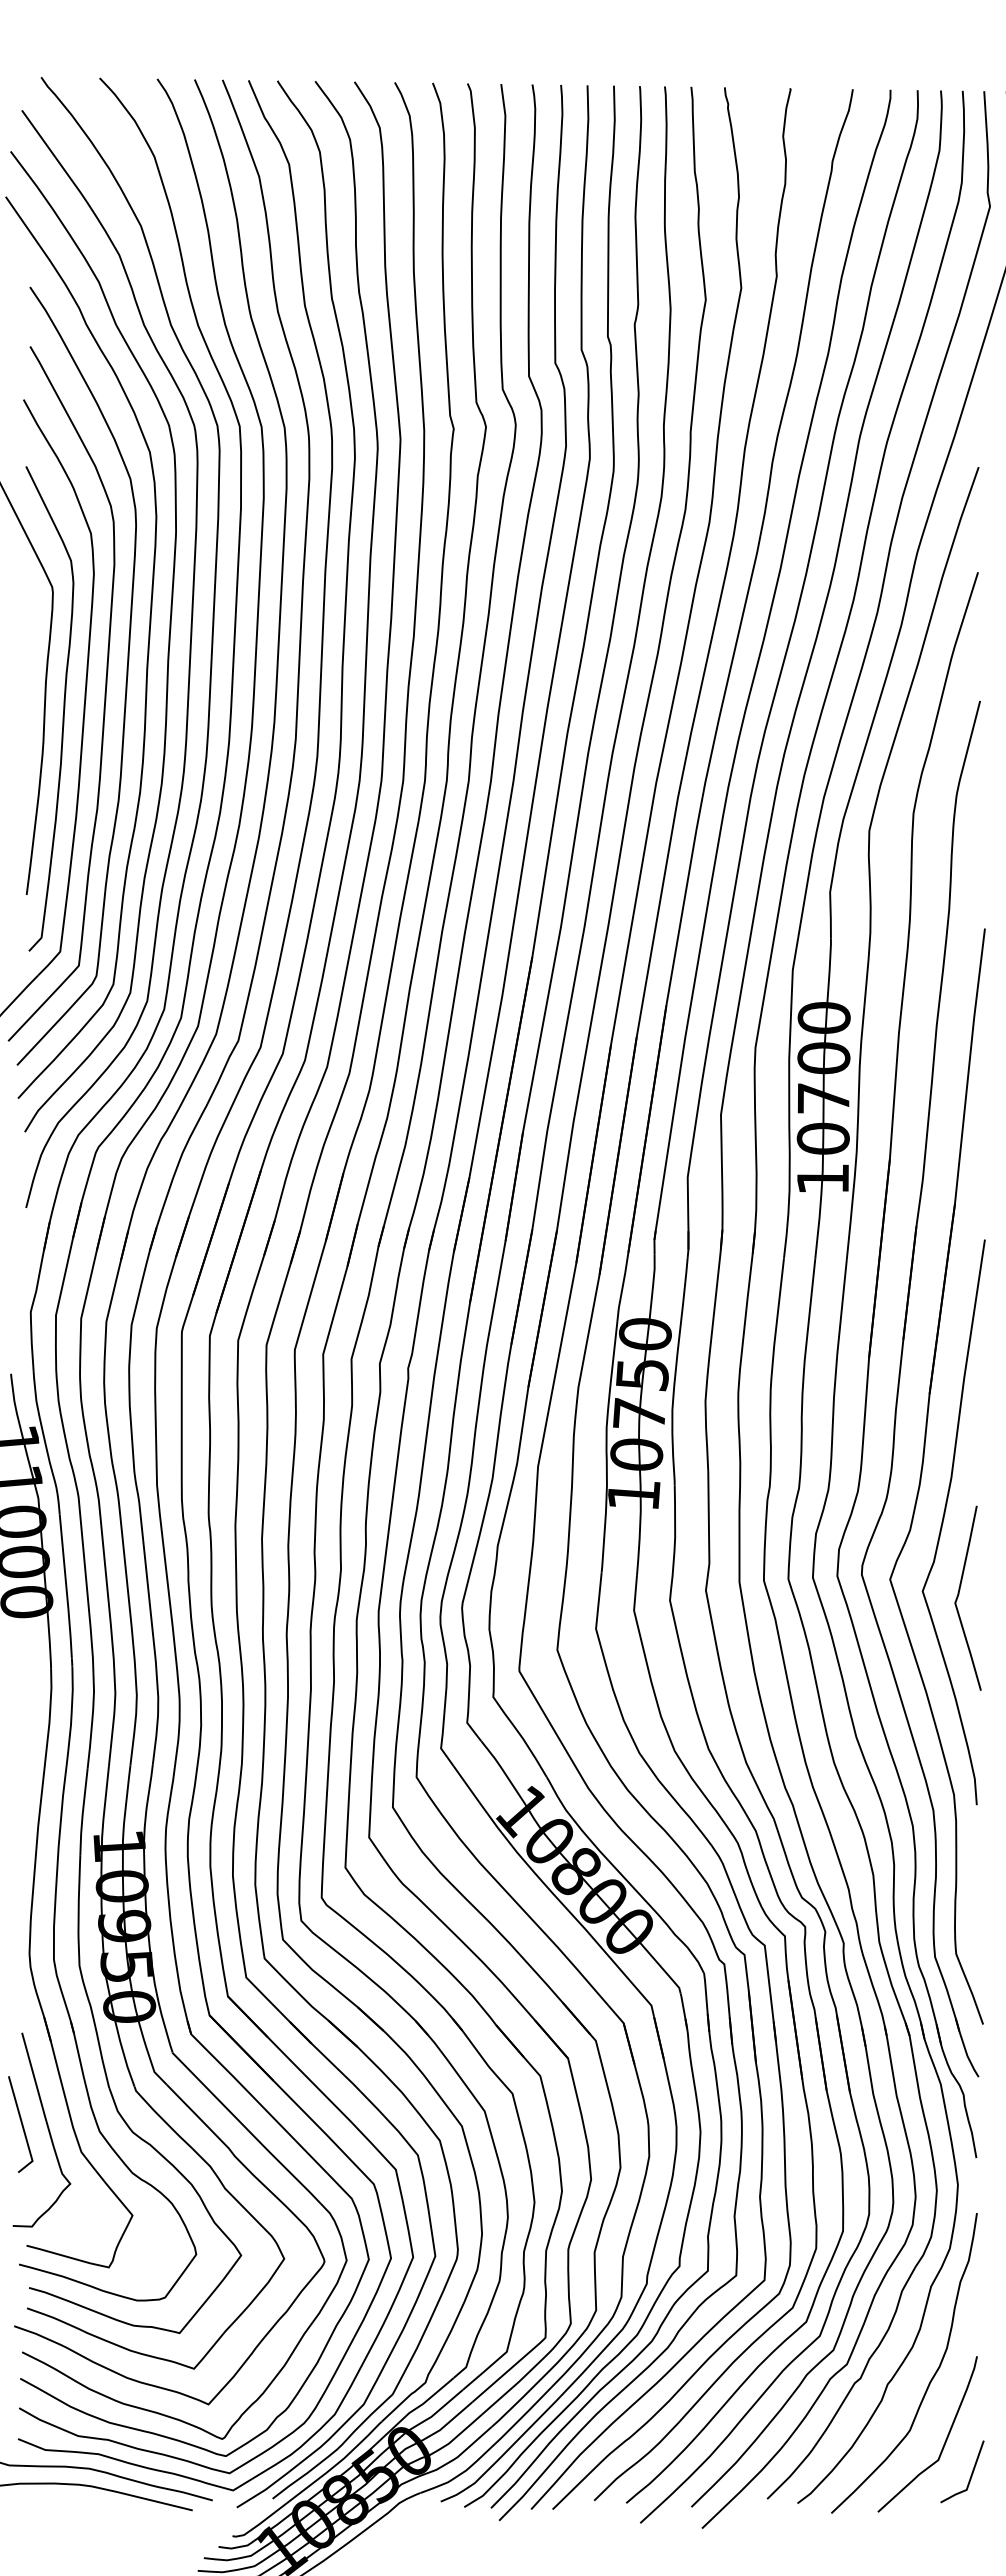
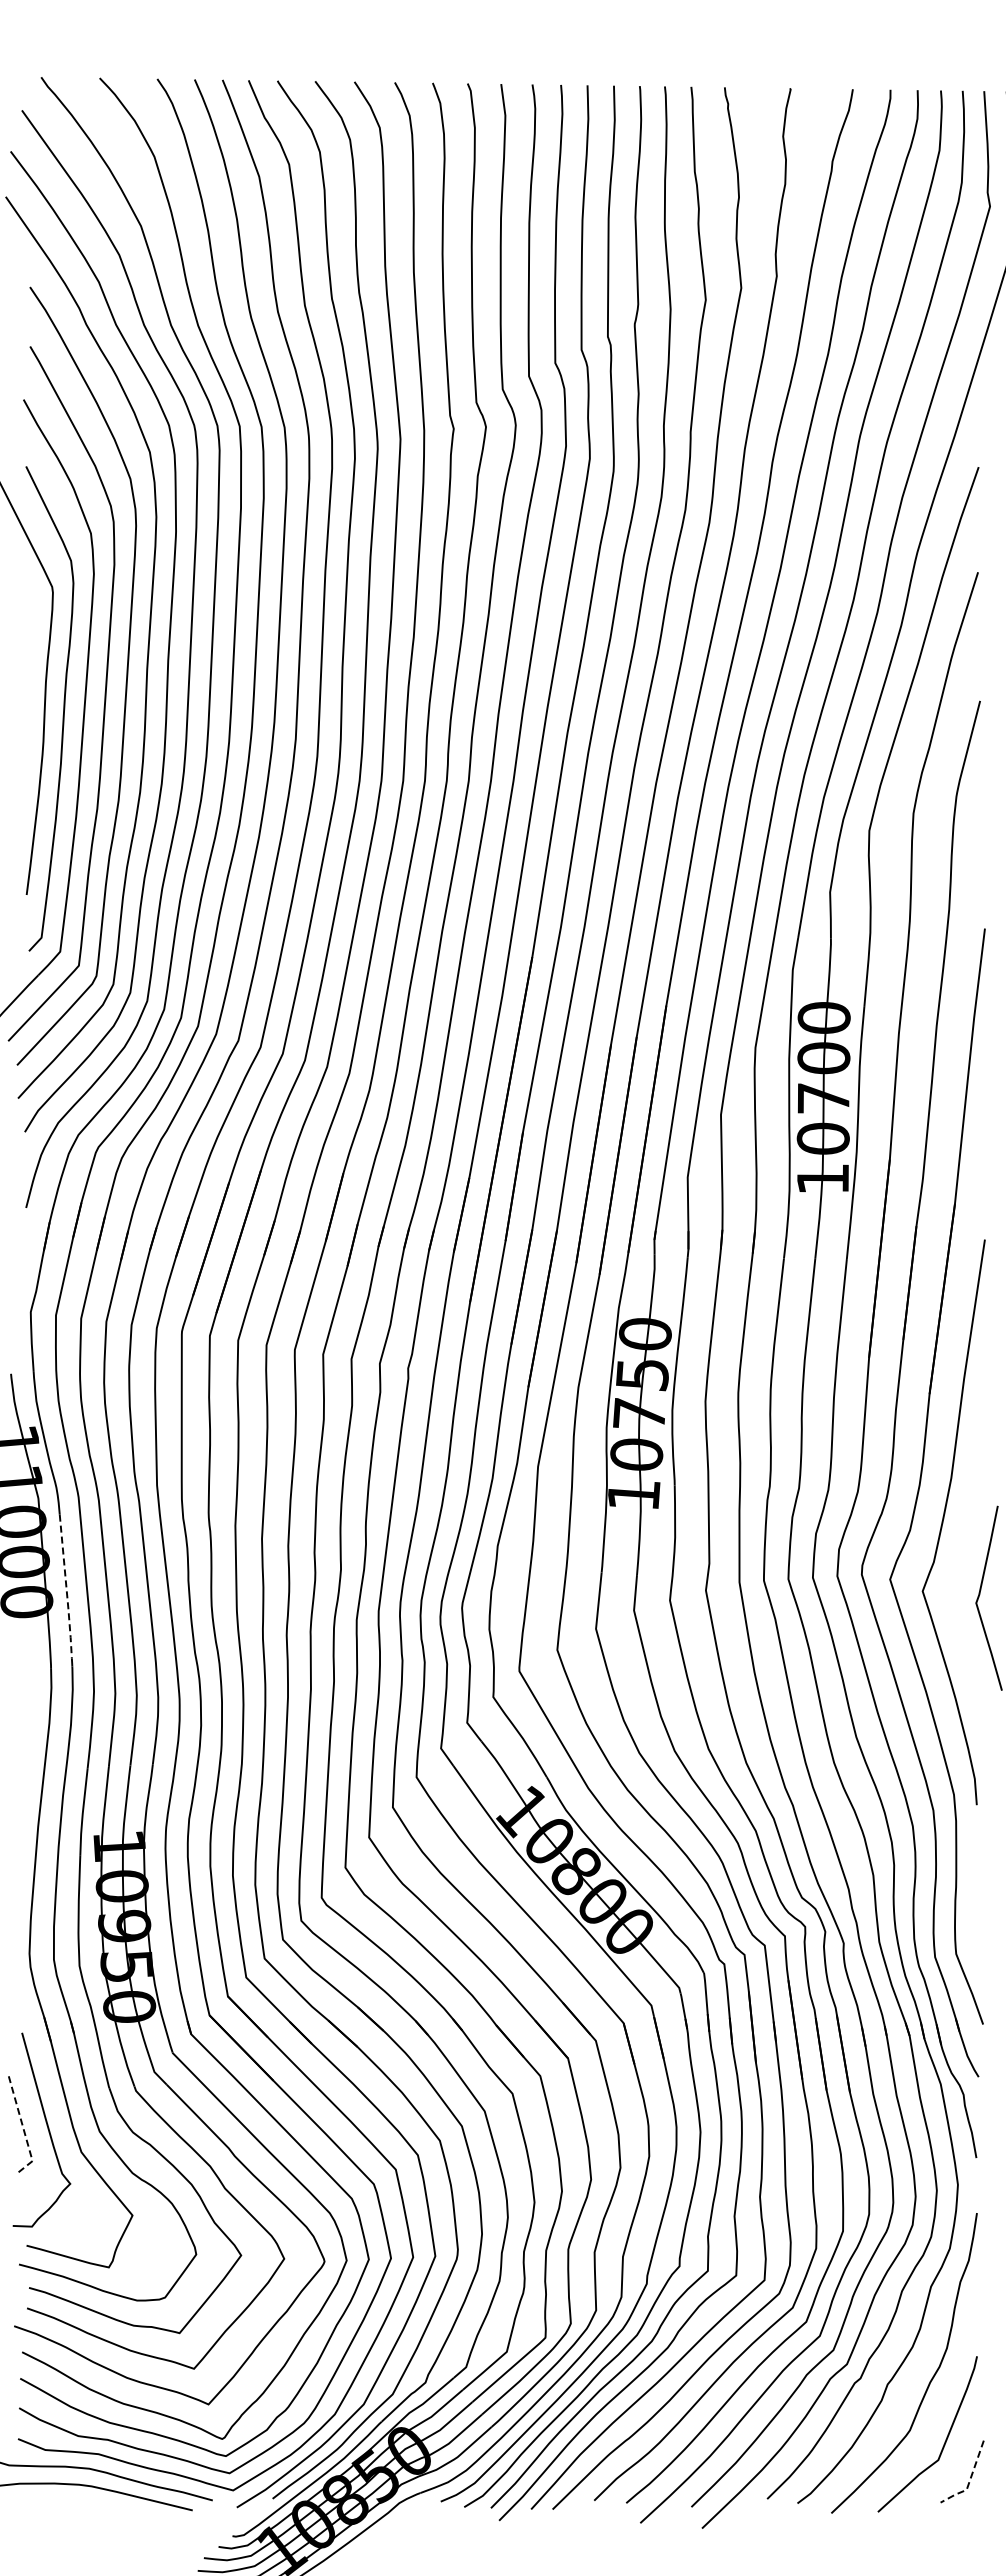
line: solid -> dashed (66, 1588)
curve position: (959, 1594) -> (980, 1594) (980, 1594)
line: solid -> dashed (23, 2128)
line: solid -> dashed (969, 2480)
